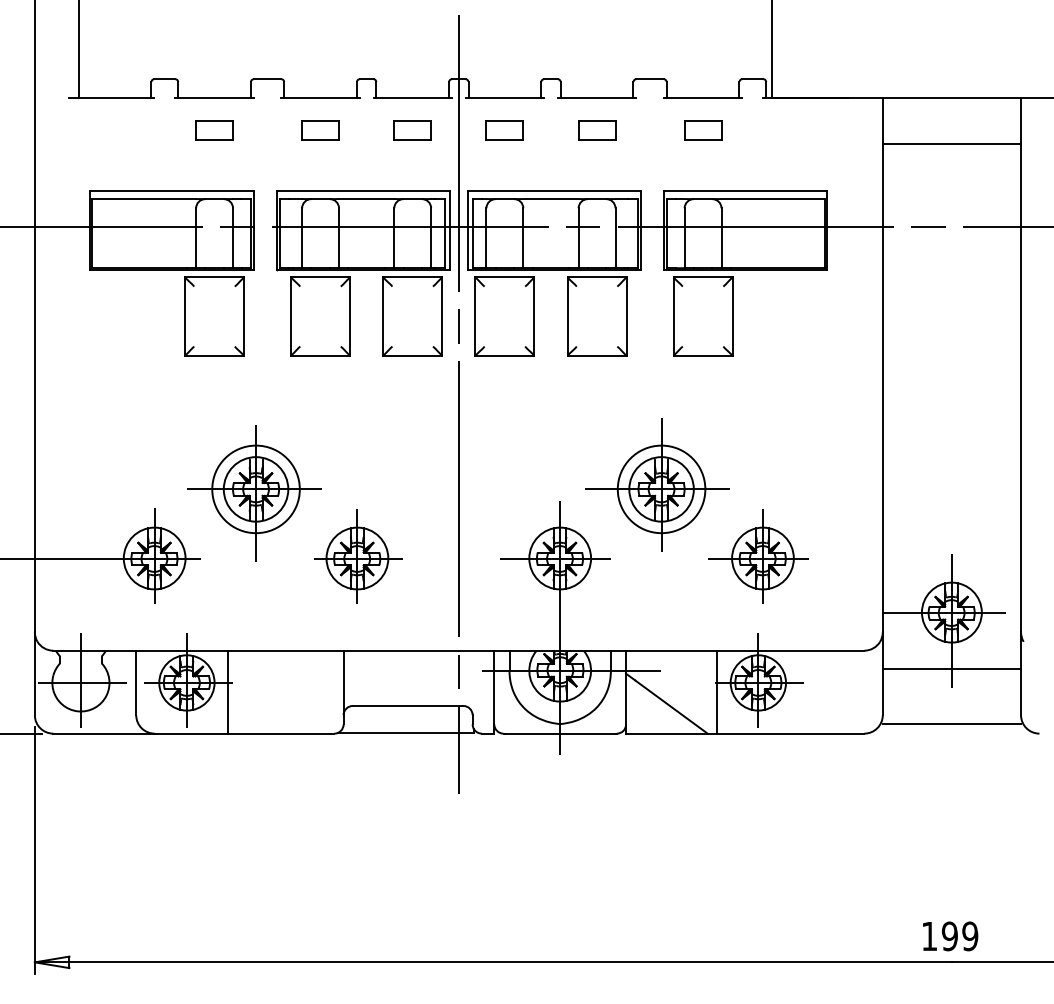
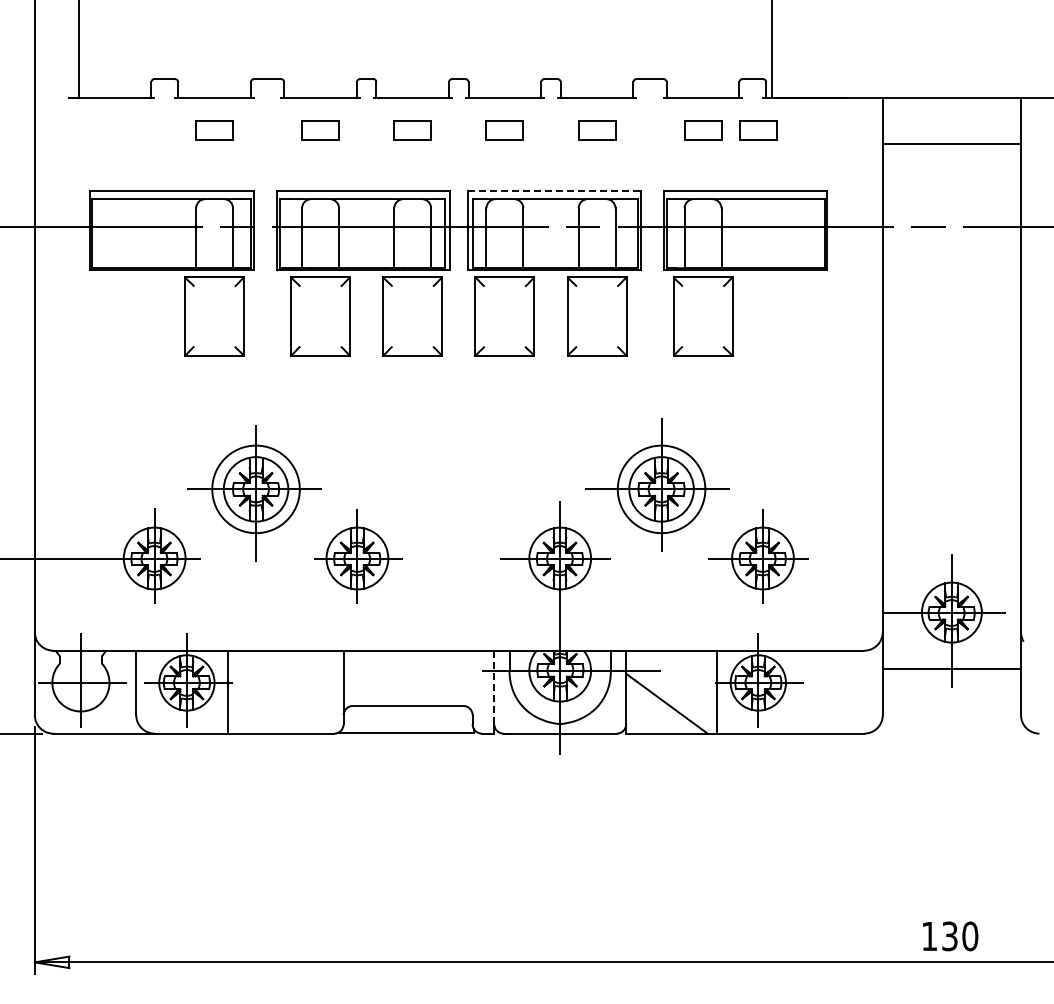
part: none -> present (758, 130)
line: solid -> dashed (554, 190)
line: present -> none (458, 398)
line: solid -> dashed (494, 687)
line: present -> none (951, 724)
text: 199 -> 130 (959, 936)
